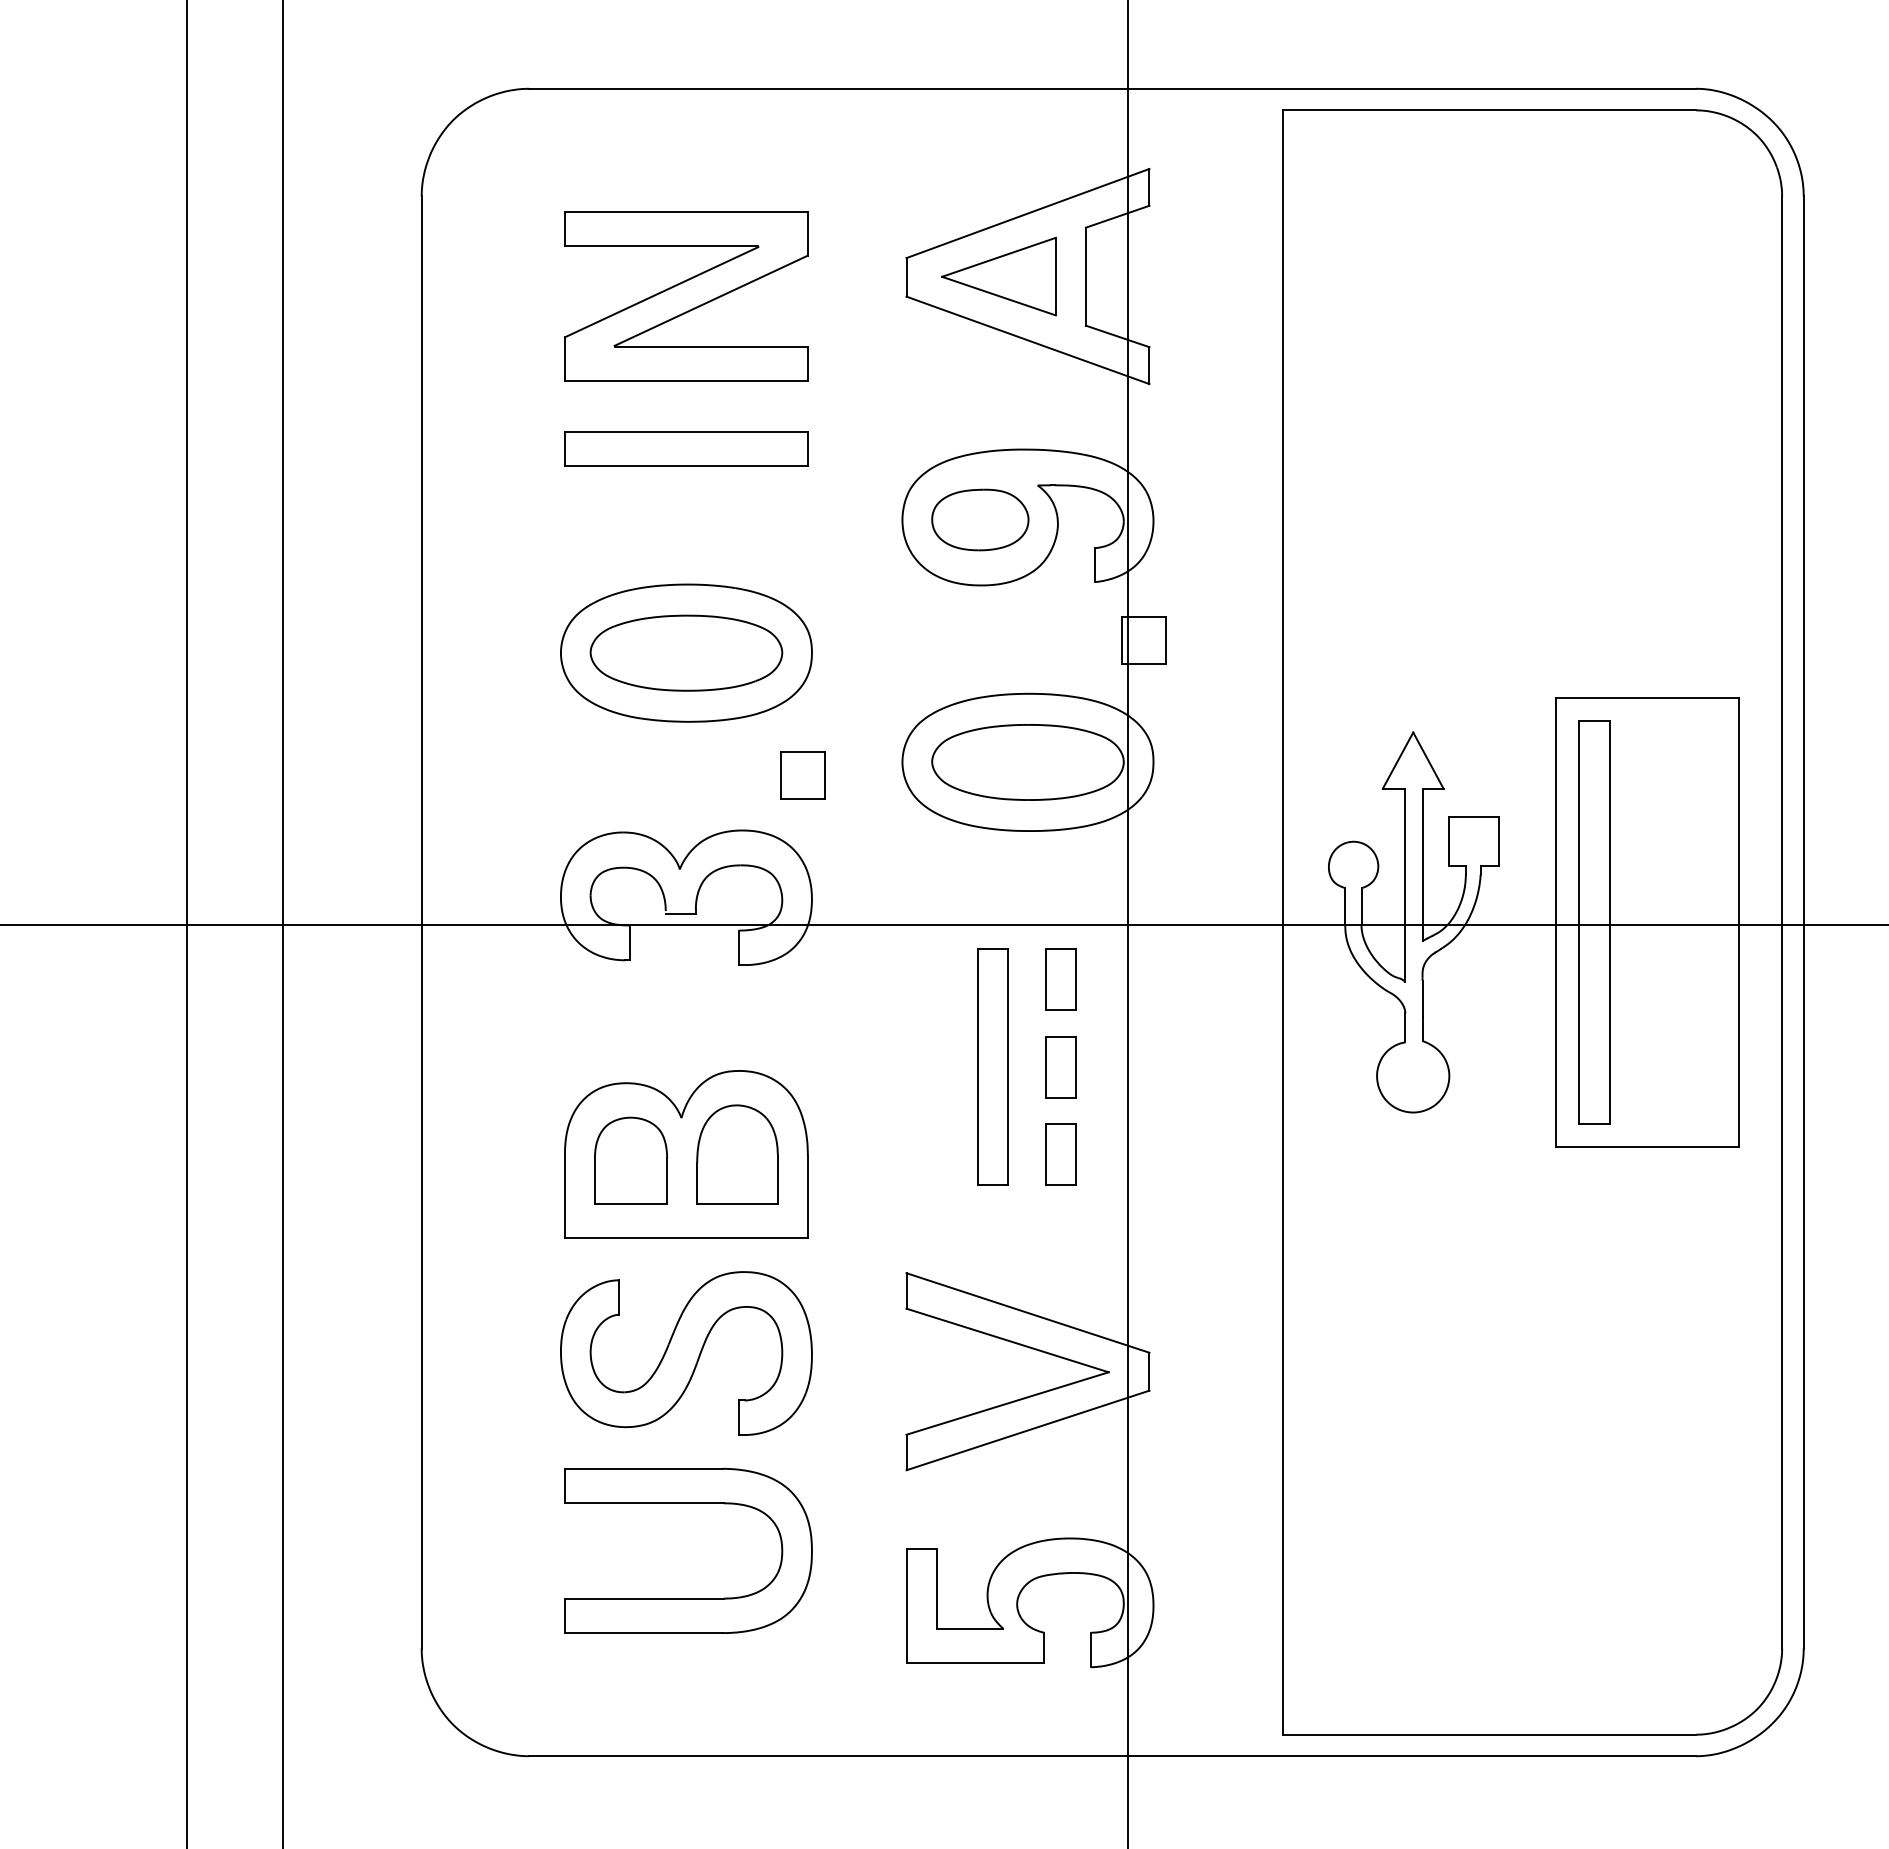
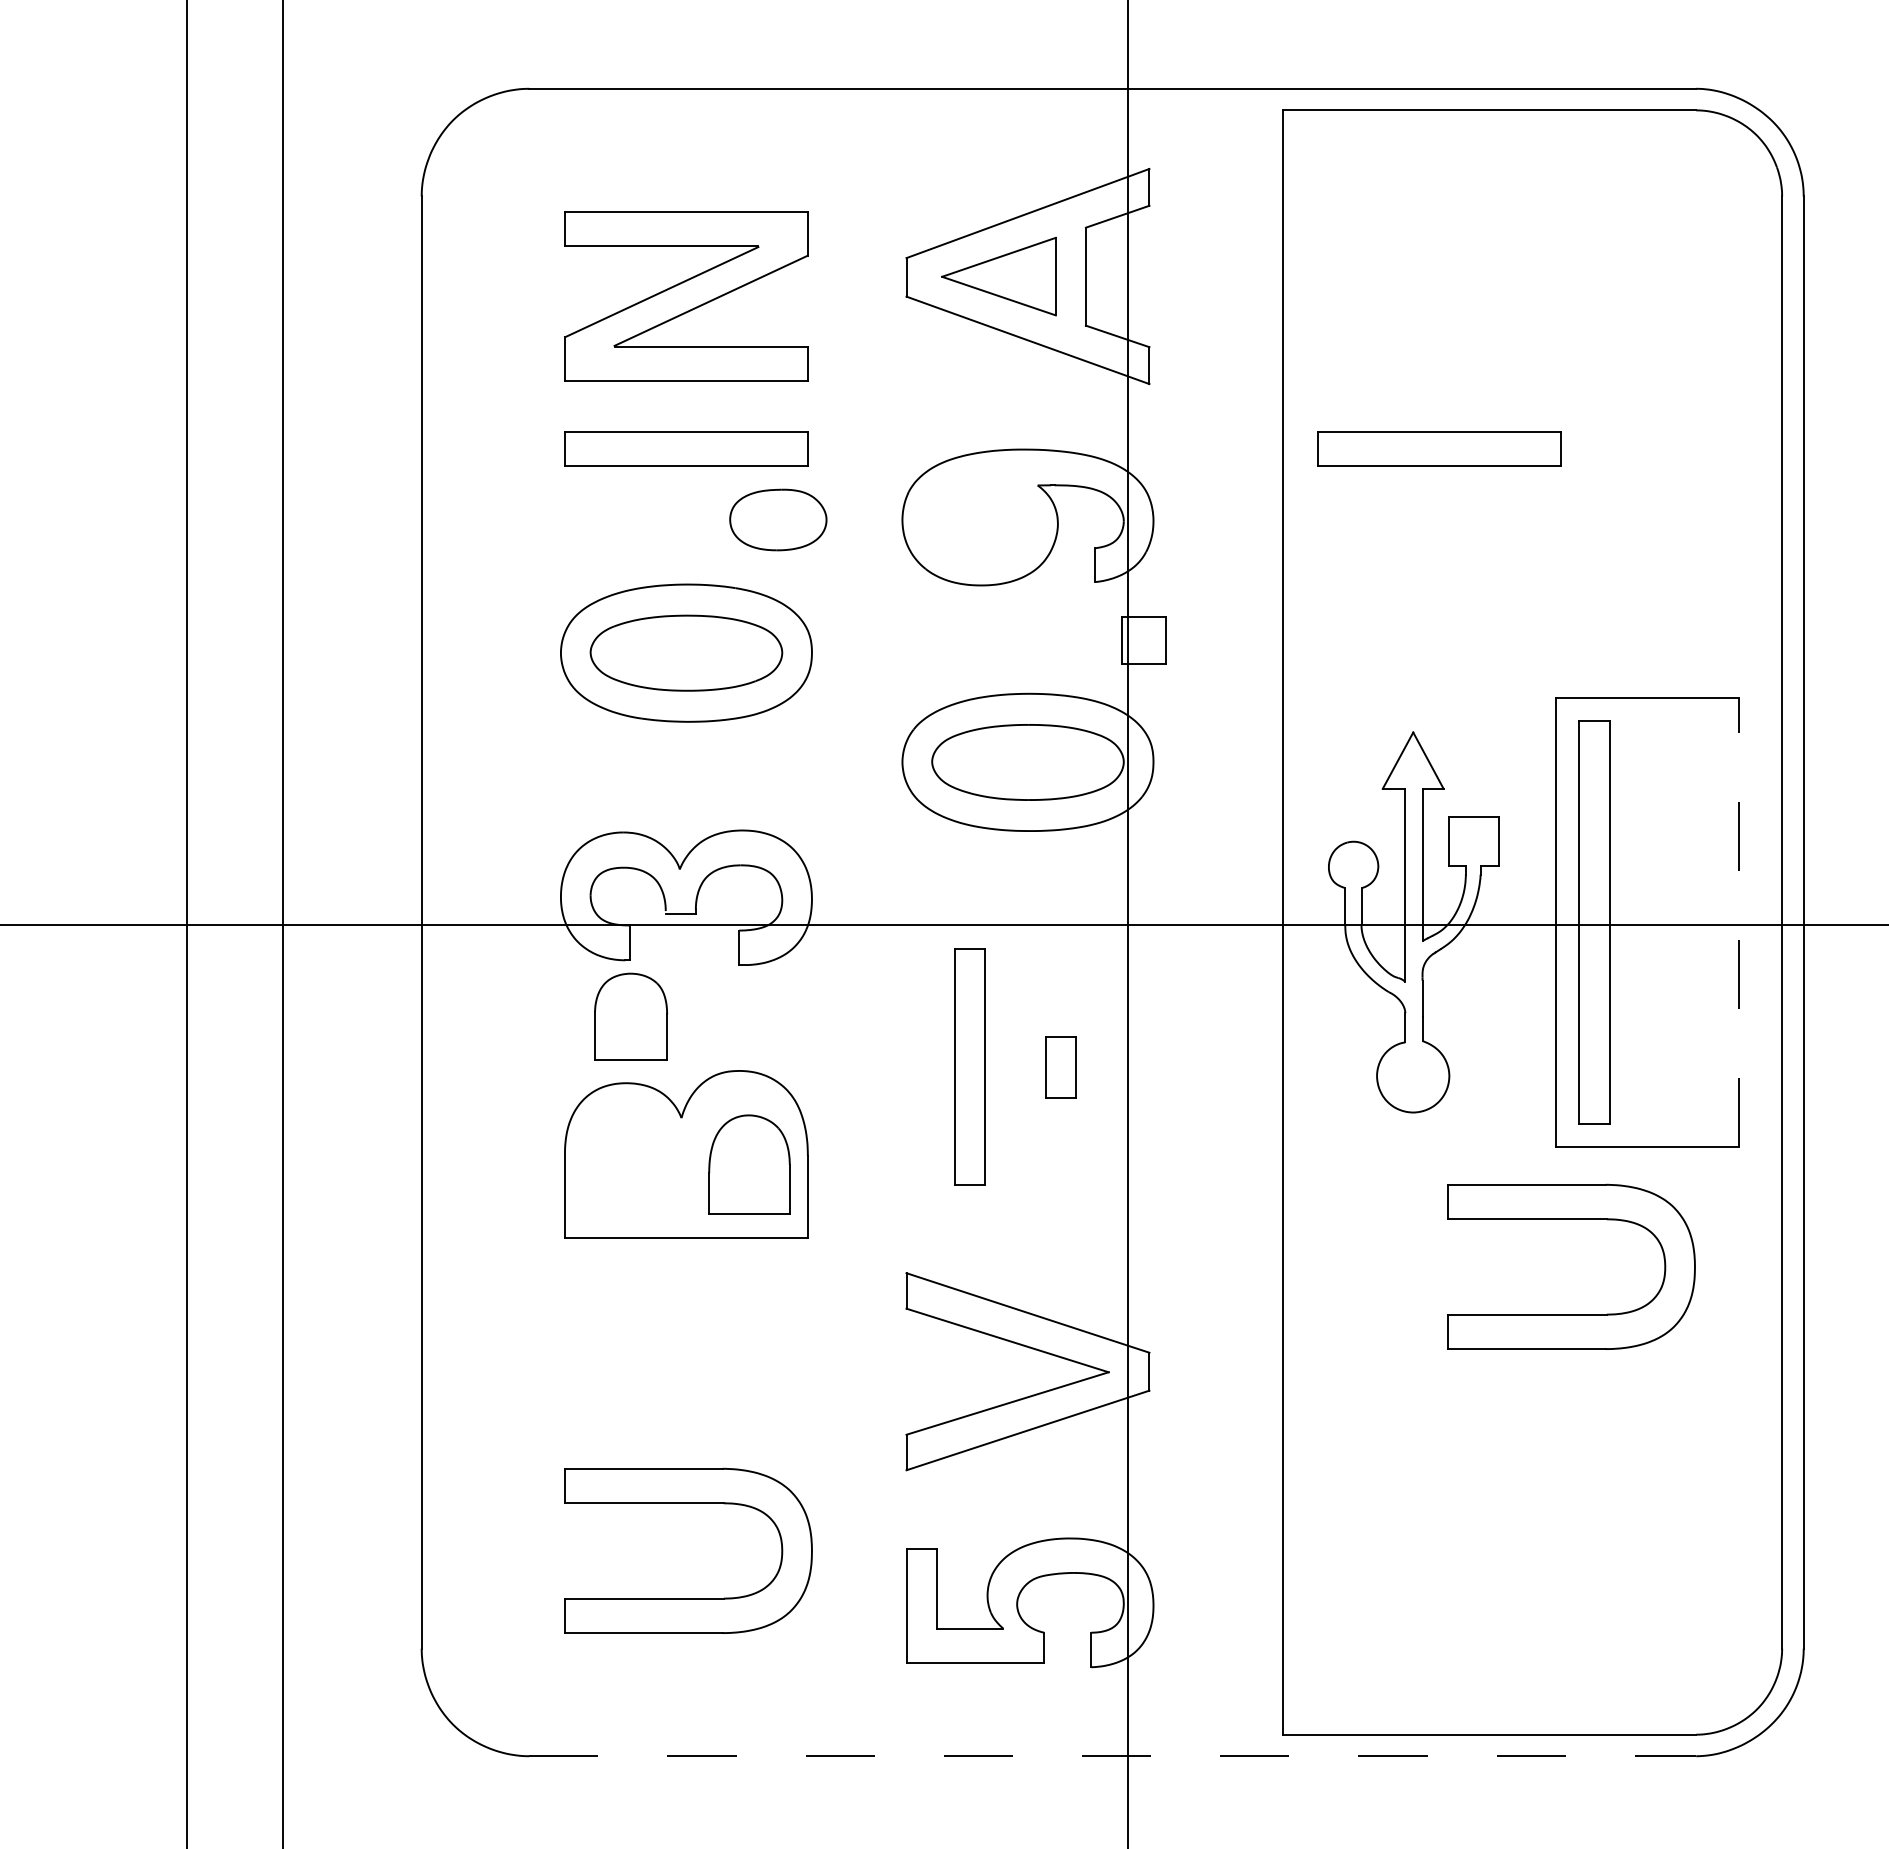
part: none -> present (1439, 448)
part position: (980, 519) -> (778, 519) (778, 519)
part: present -> none (802, 775)
line: solid -> dashed (1739, 922)
part: present -> none (1060, 979)
part position: (992, 1066) -> (969, 1066) (969, 1066)
part position: (737, 1154) -> (749, 1164) (749, 1164)
part: present -> none (1060, 1154)
part position: (630, 1160) -> (630, 1016) (630, 1016)
part: none -> present (1571, 1219)
part: present -> none (686, 1353)
line: solid -> dashed (1113, 1756)
